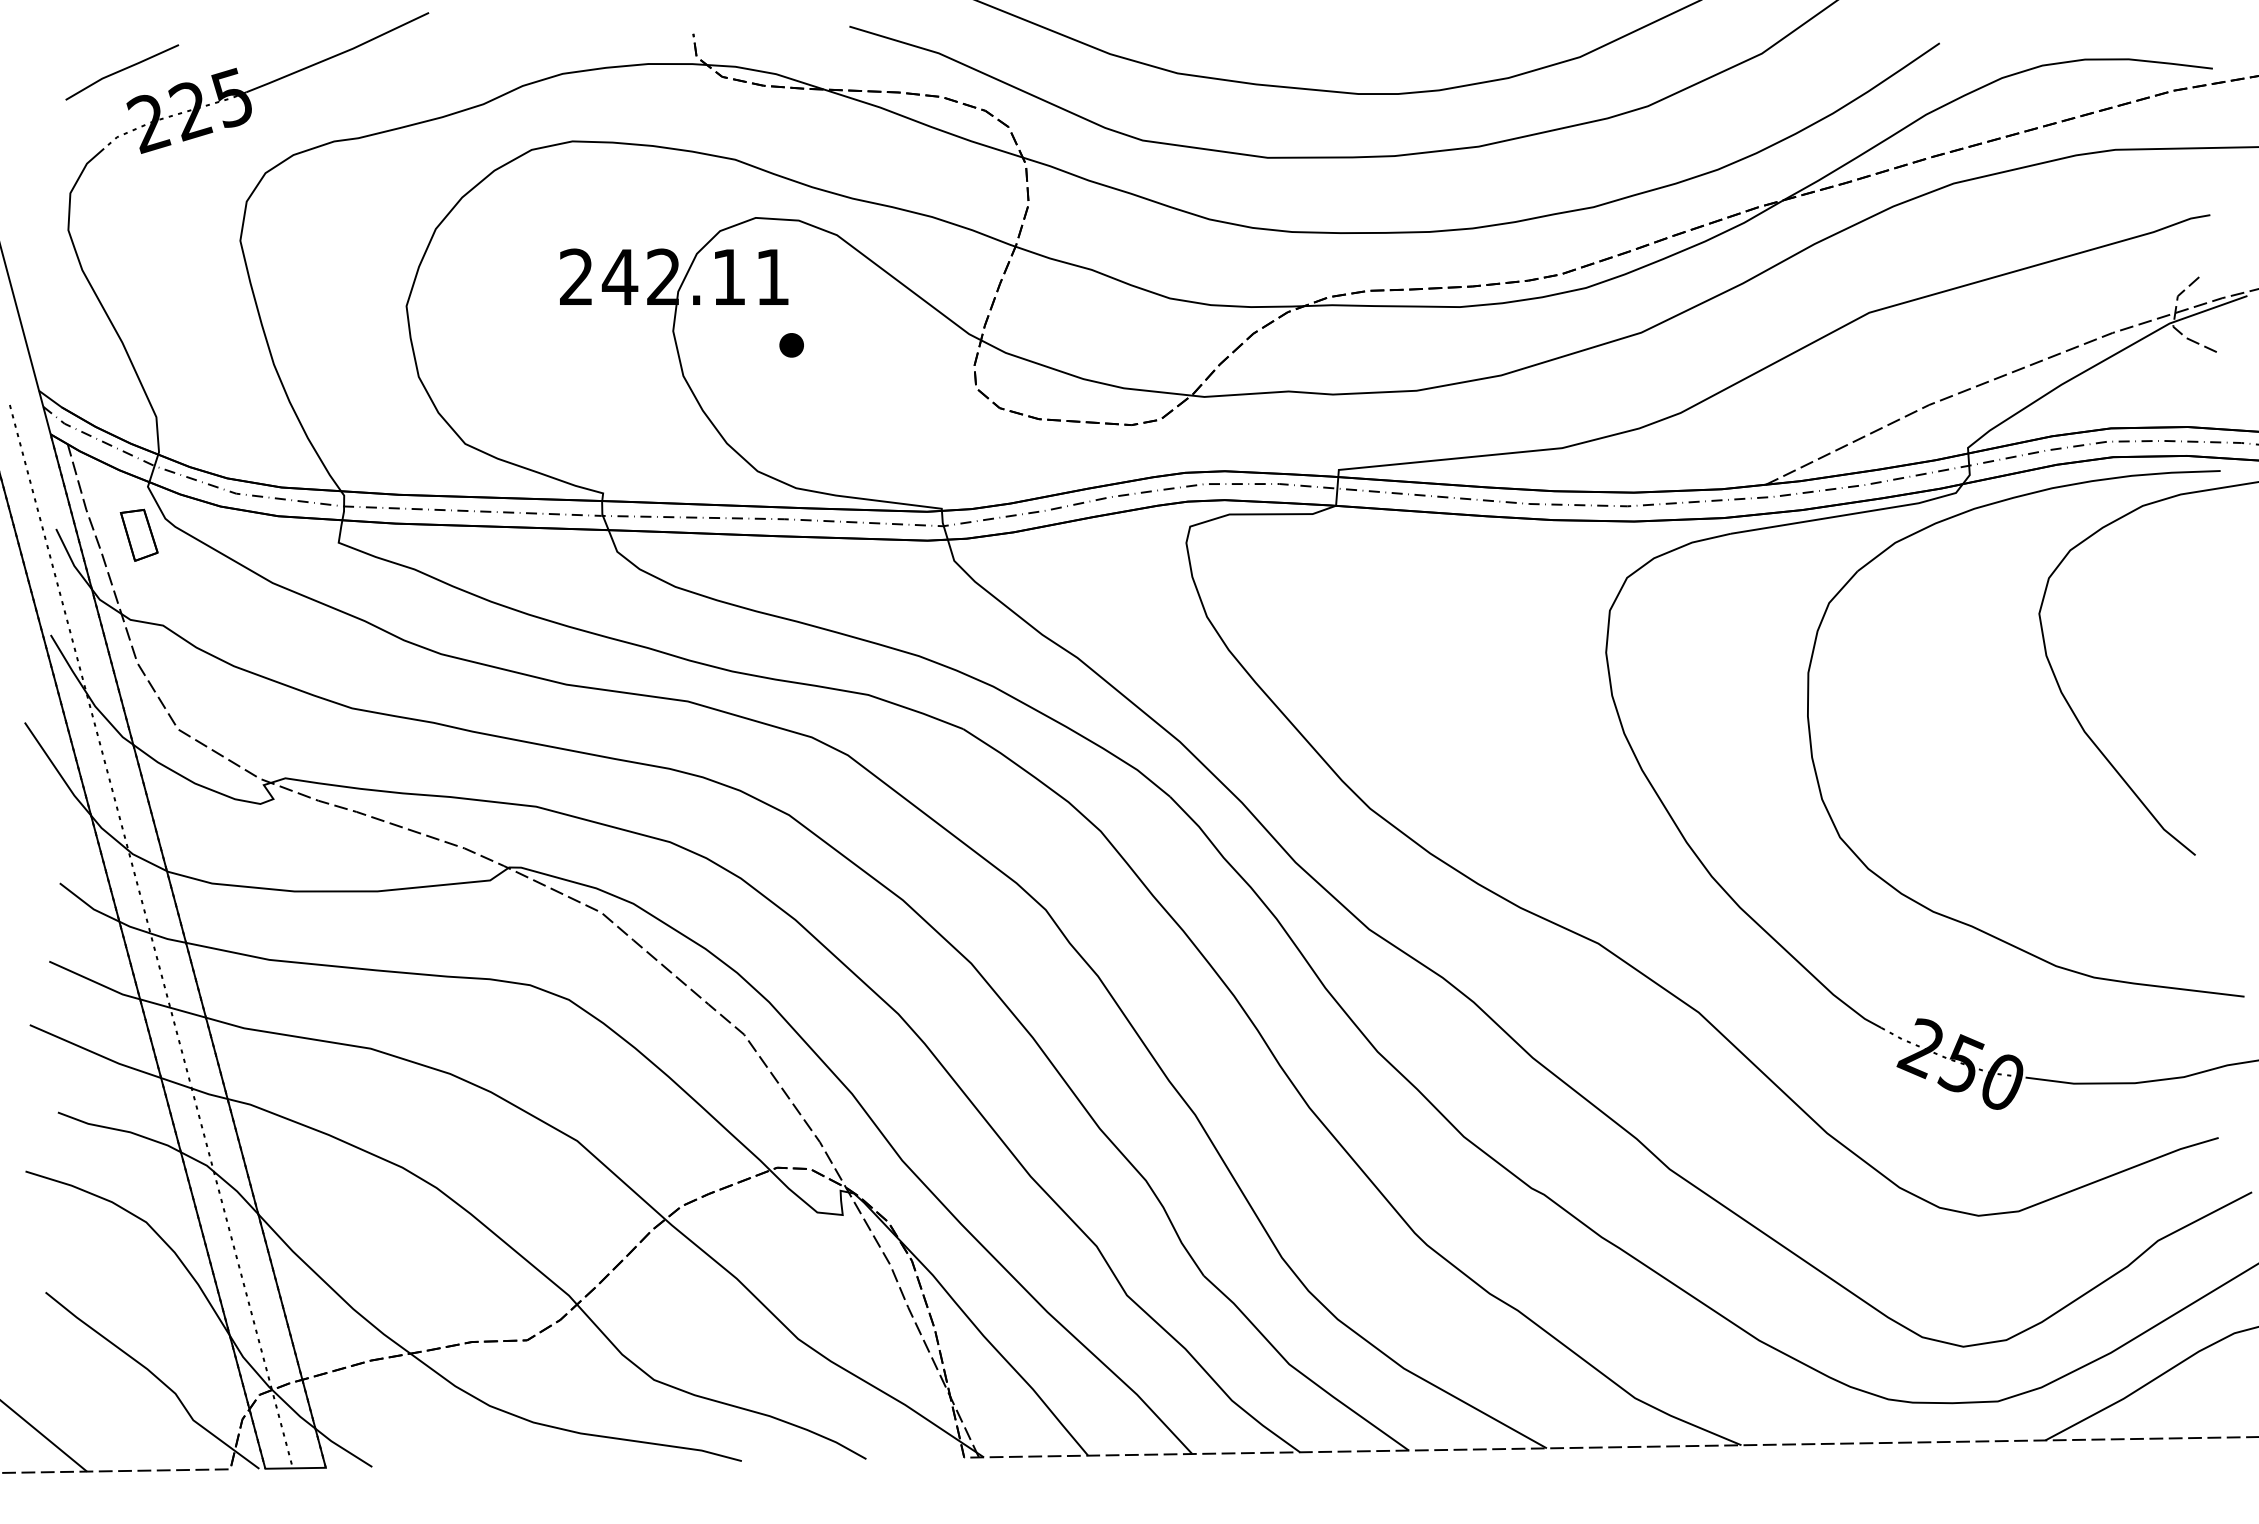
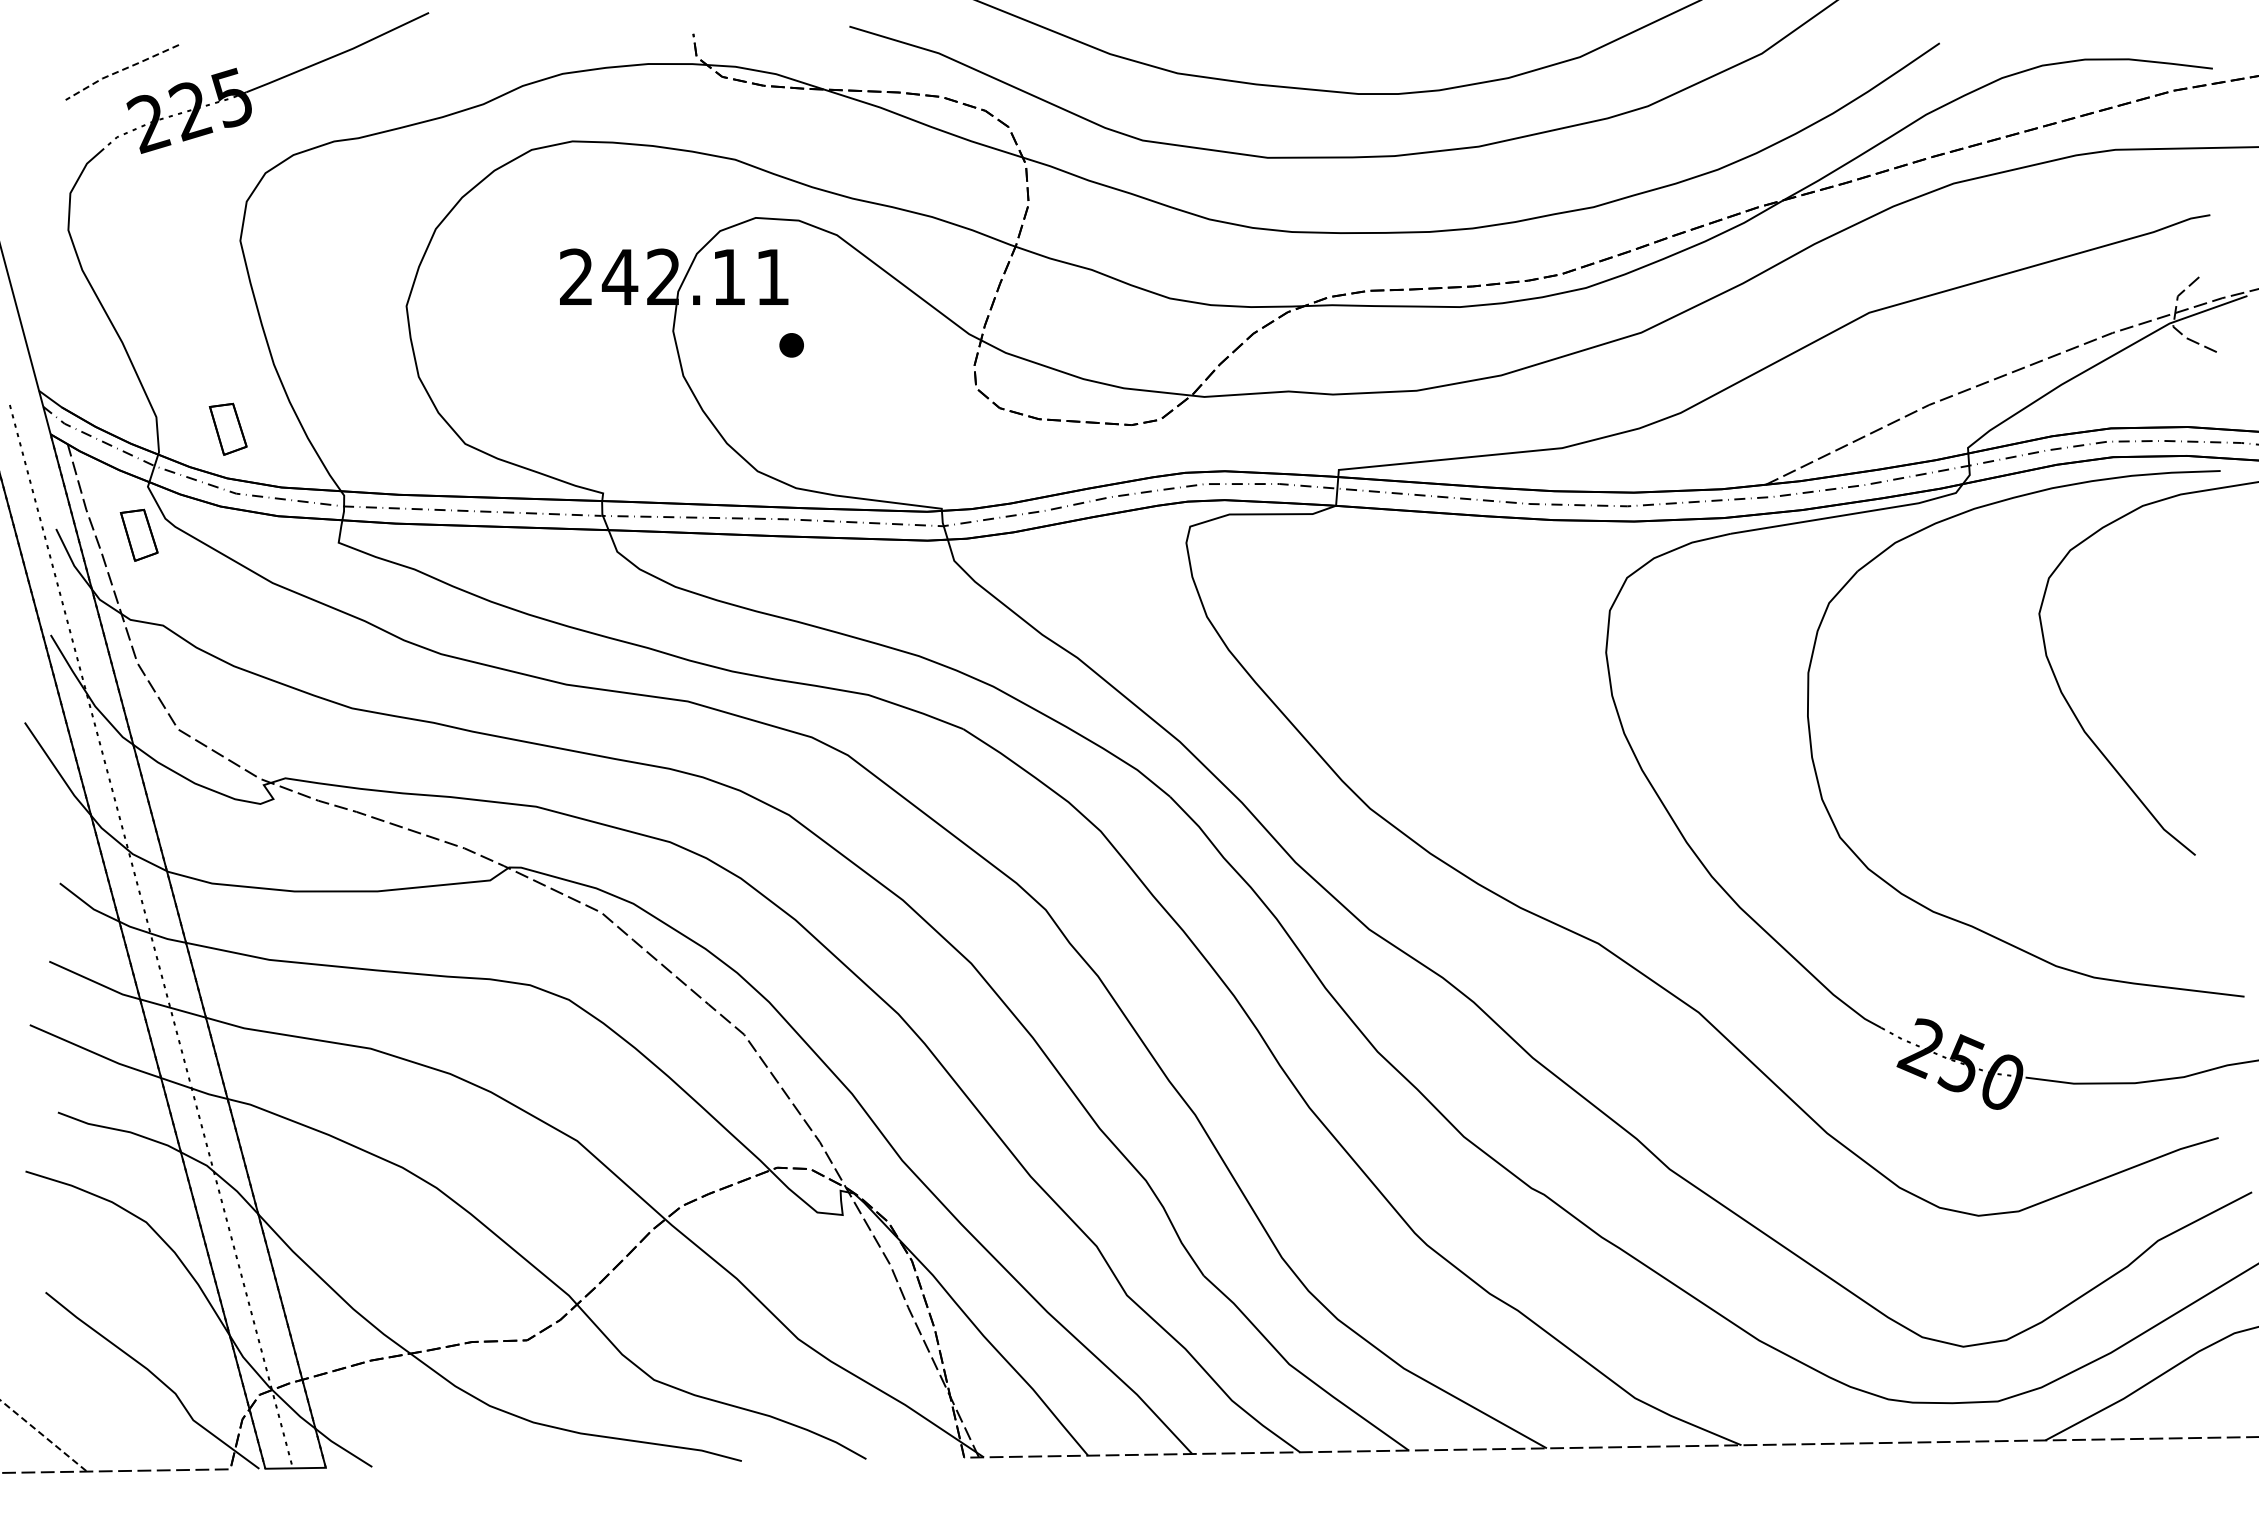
line: solid -> dashed (120, 70)
part: none -> present (227, 428)
line: solid -> dashed (43, 1436)
